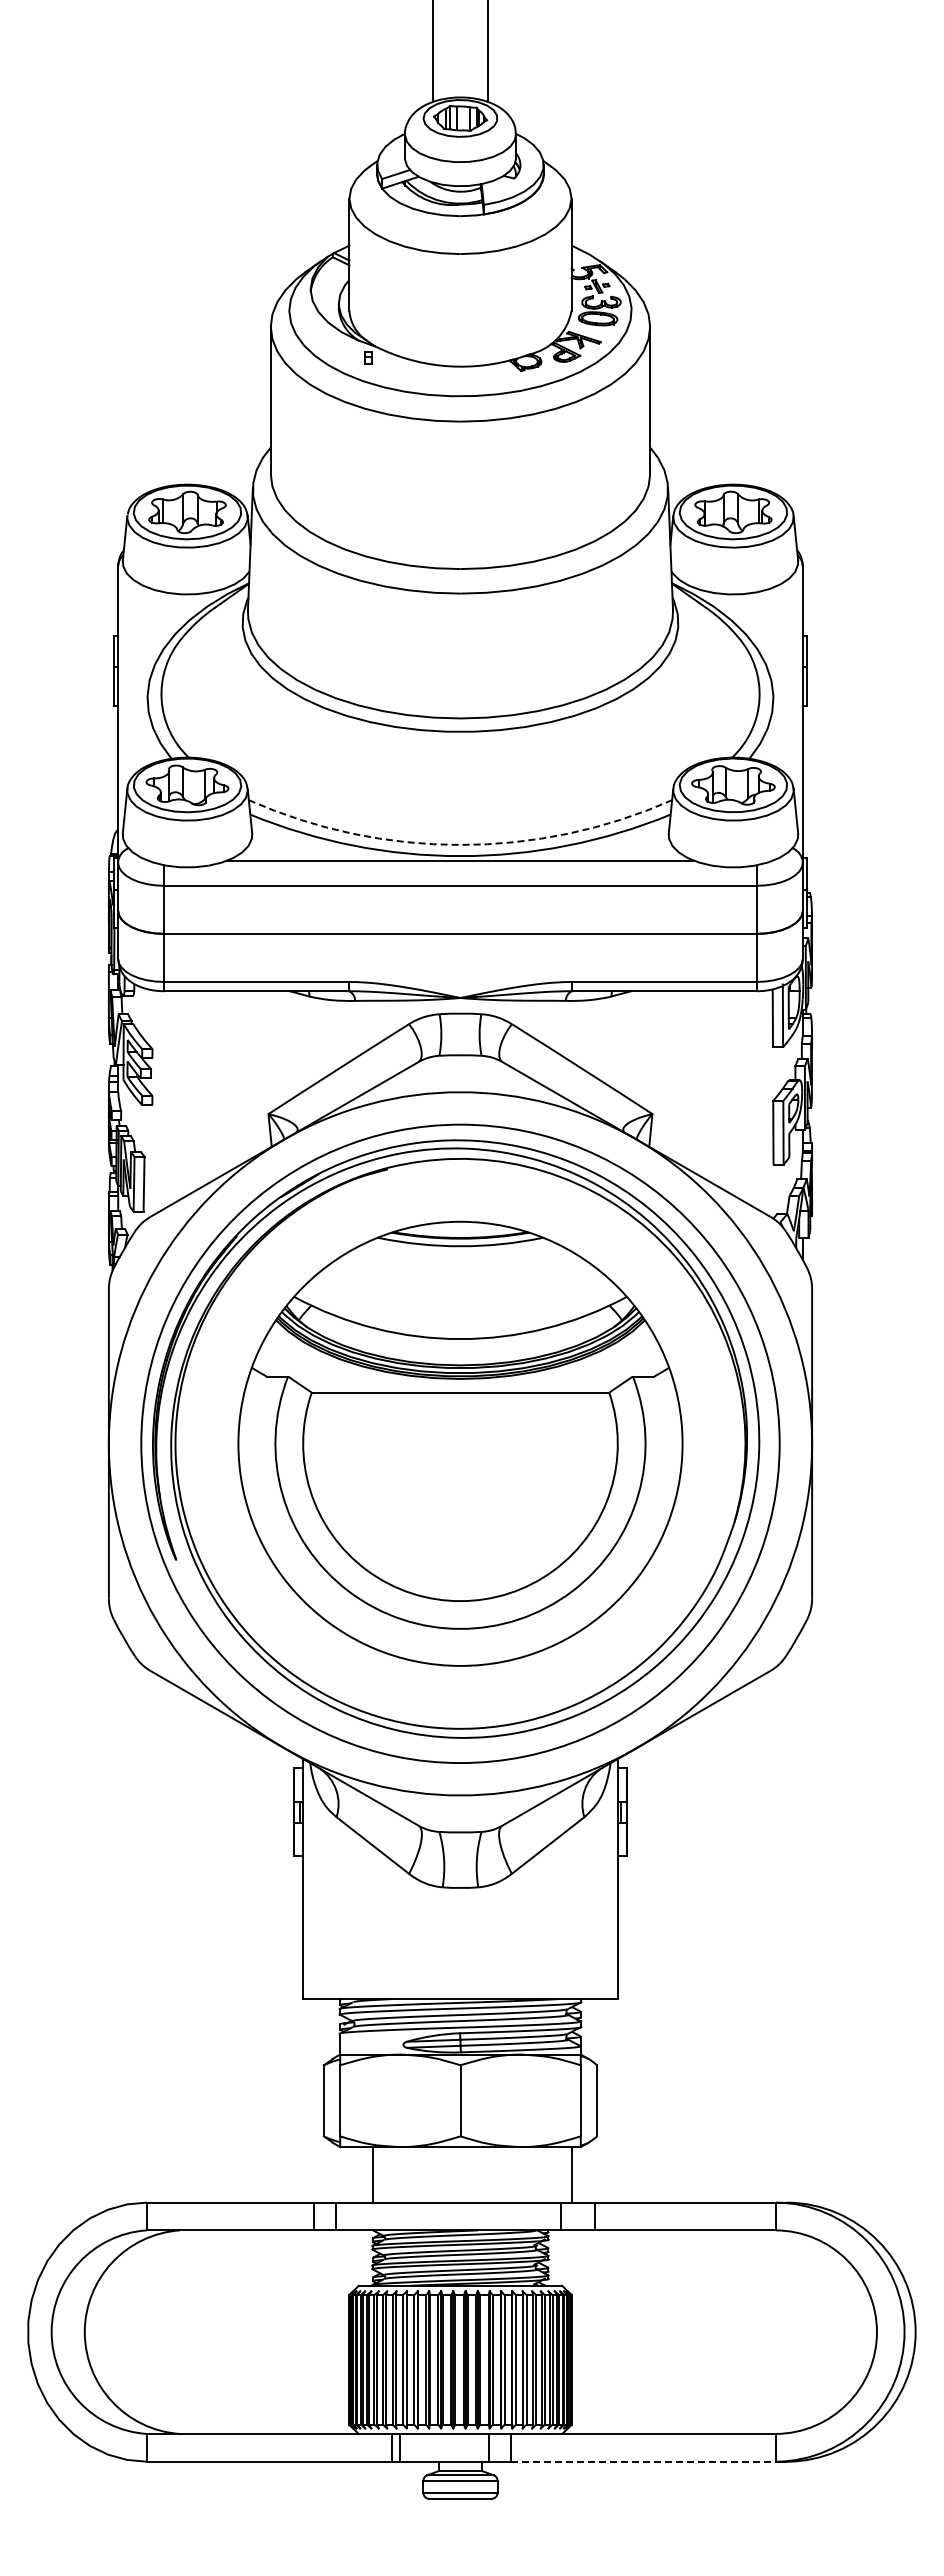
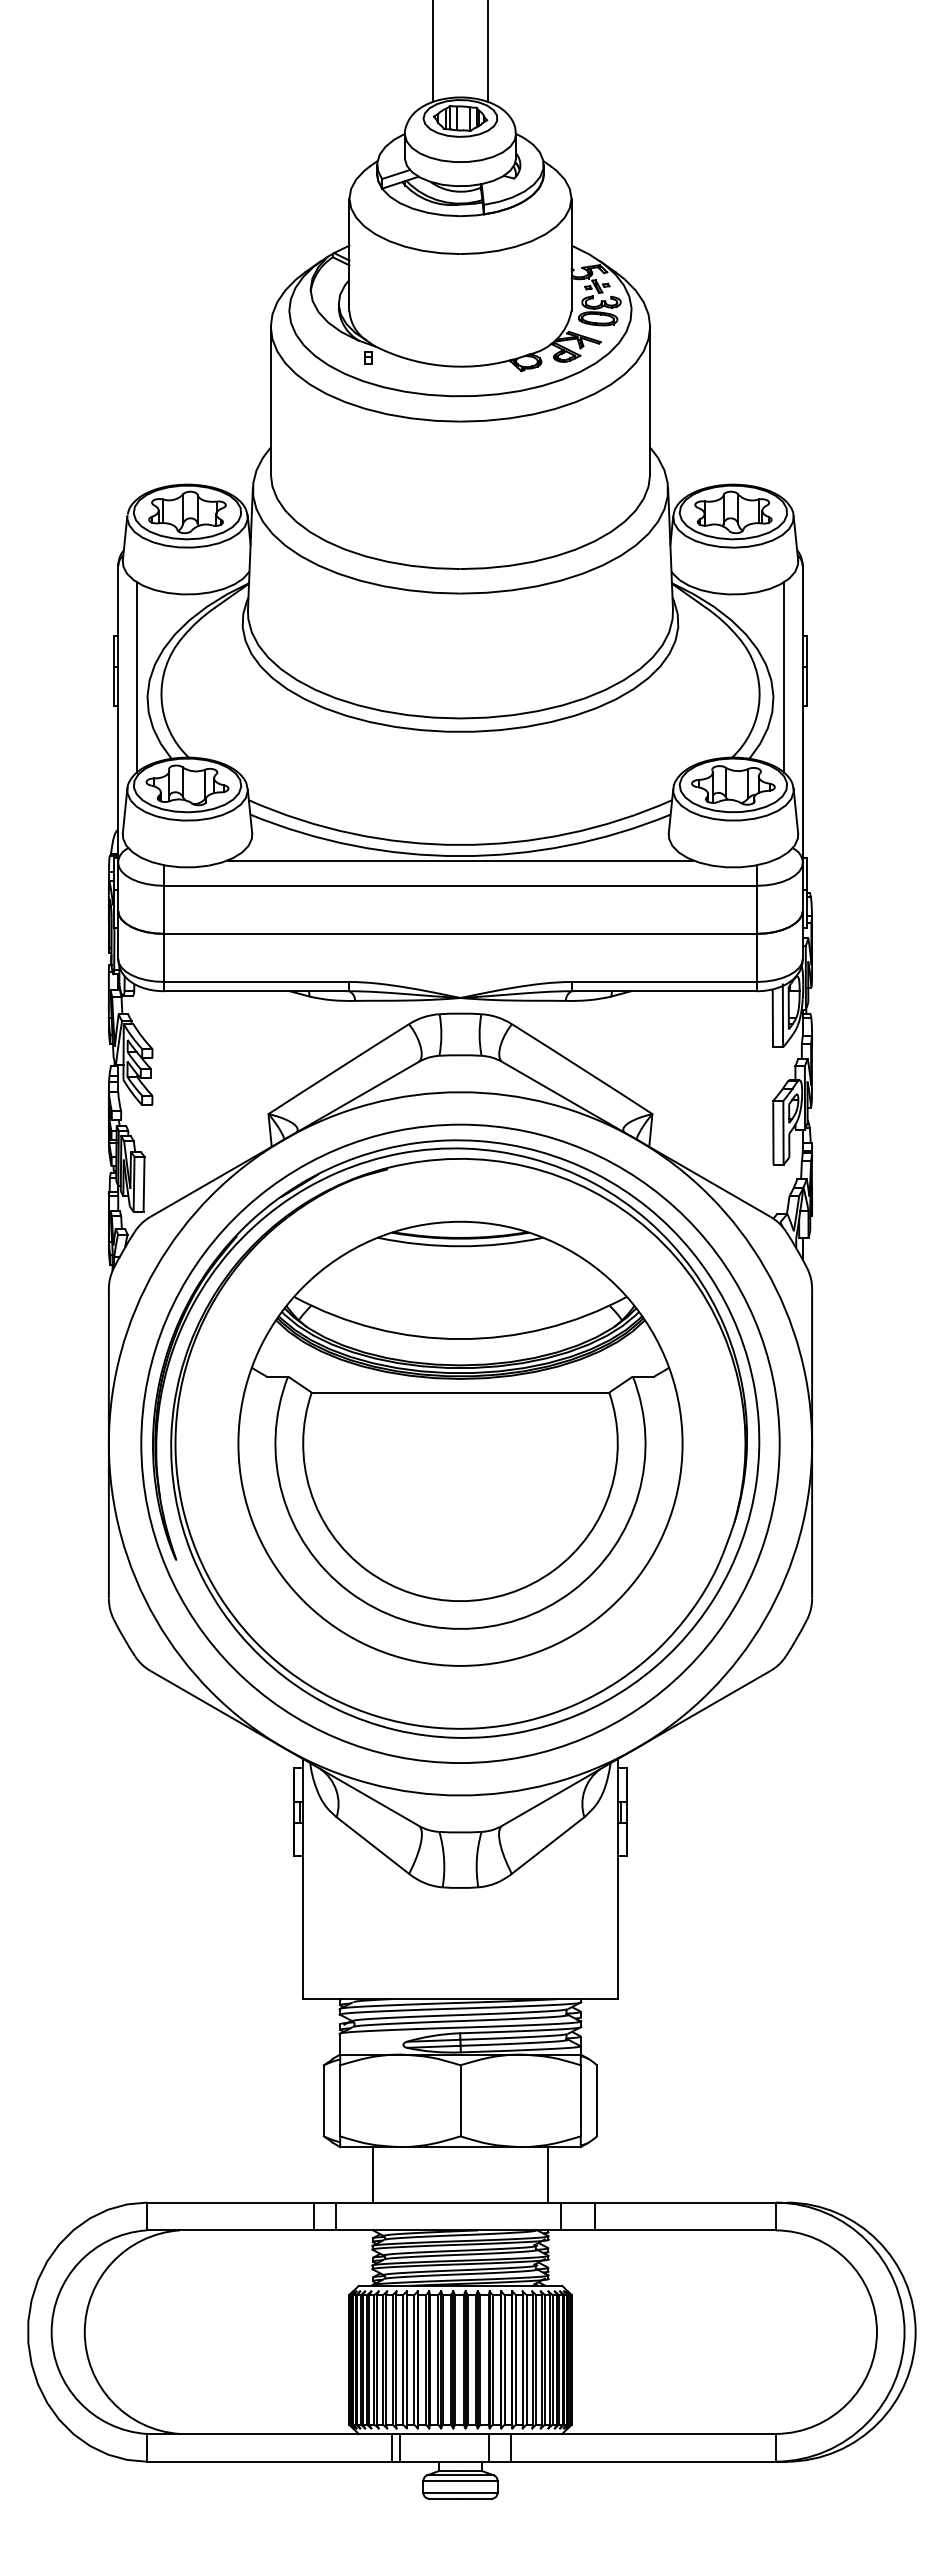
line: none -> present (136, 677)
line: none -> present (784, 677)
arc: dashed -> solid (460, 844)
line position: (572, 2174) -> (548, 2174) (548, 2174)
line: dashed -> solid (644, 2461)
